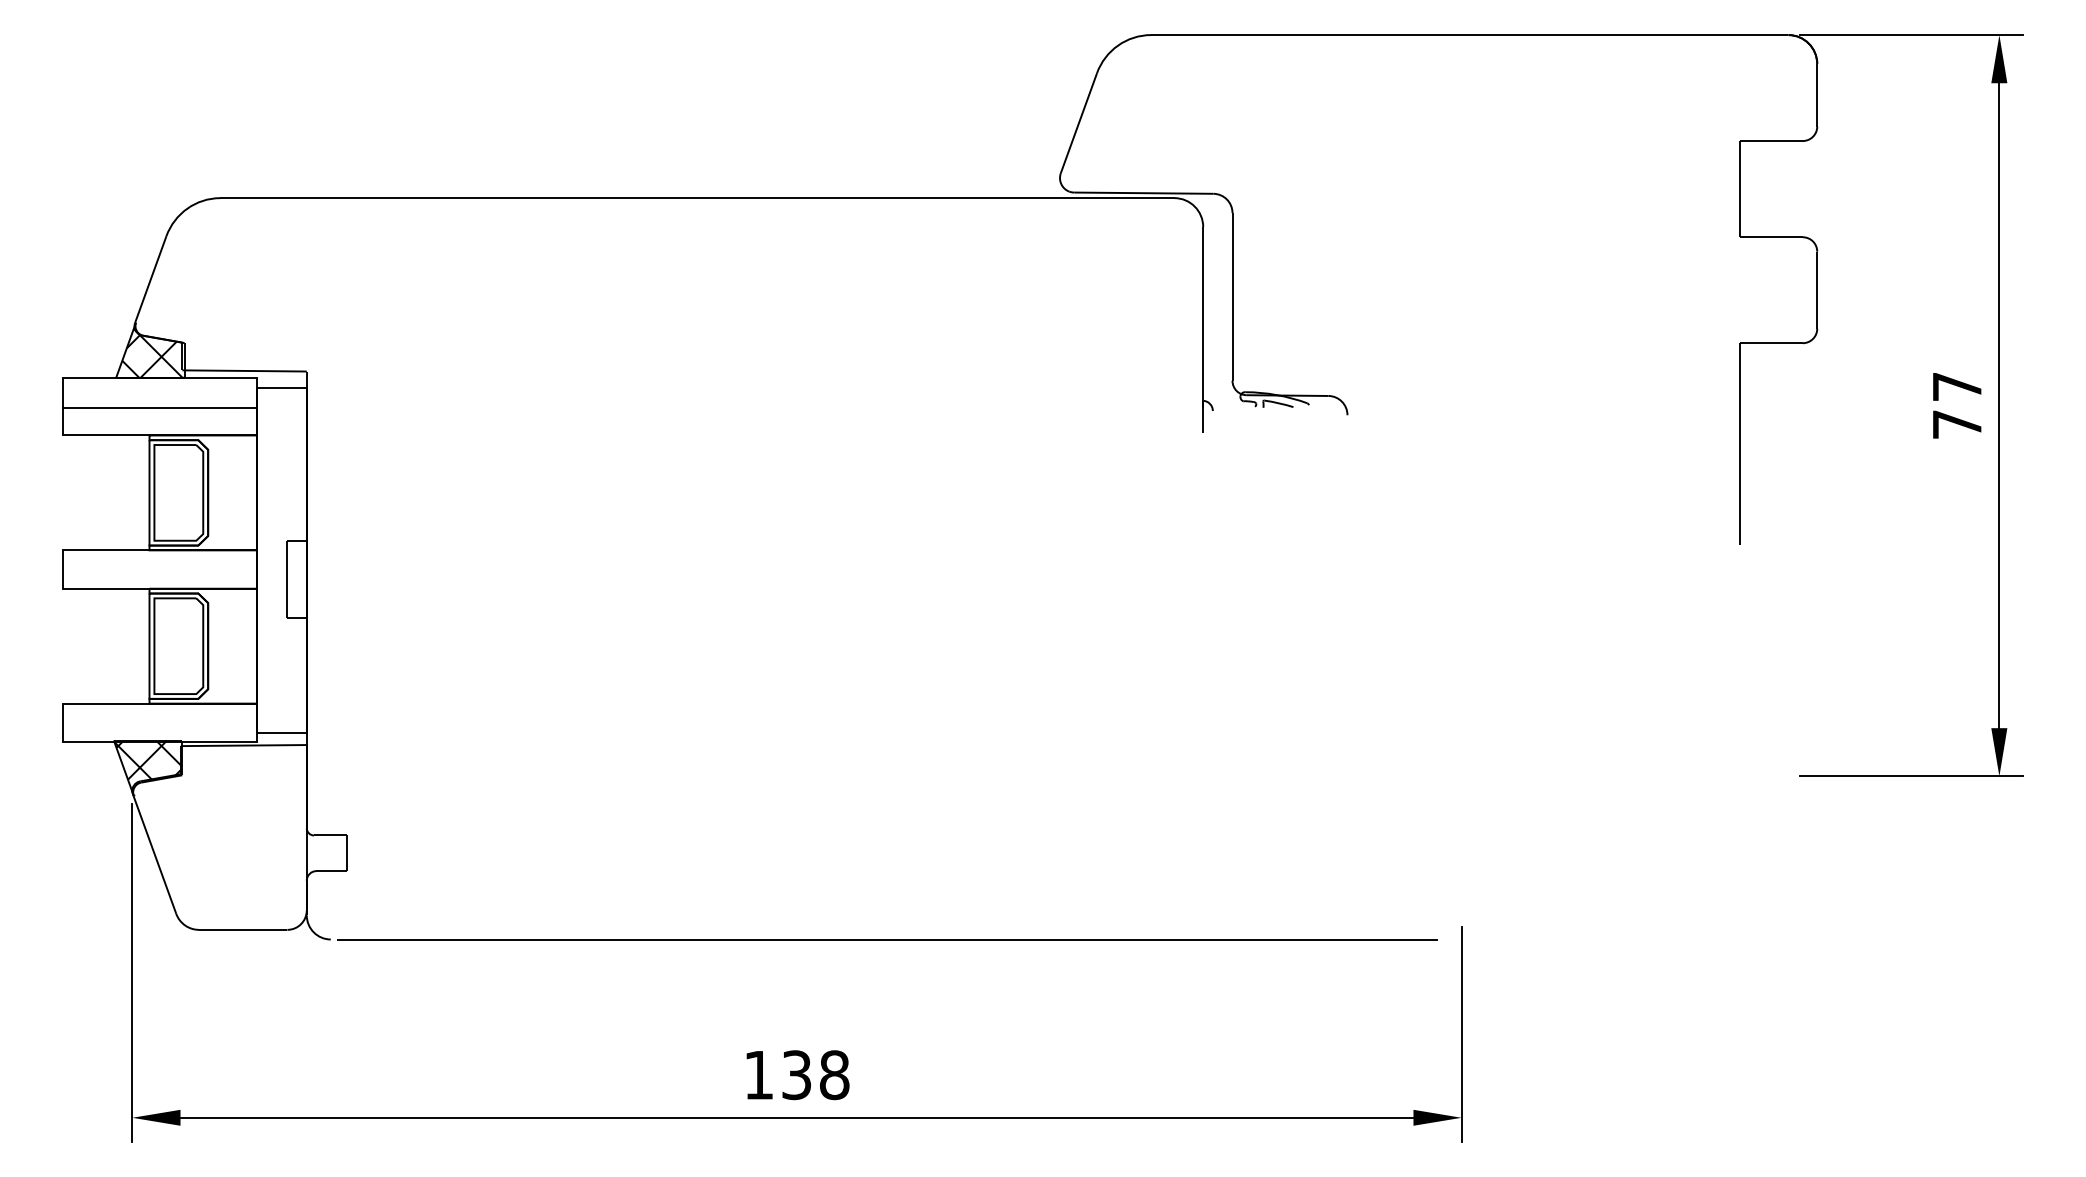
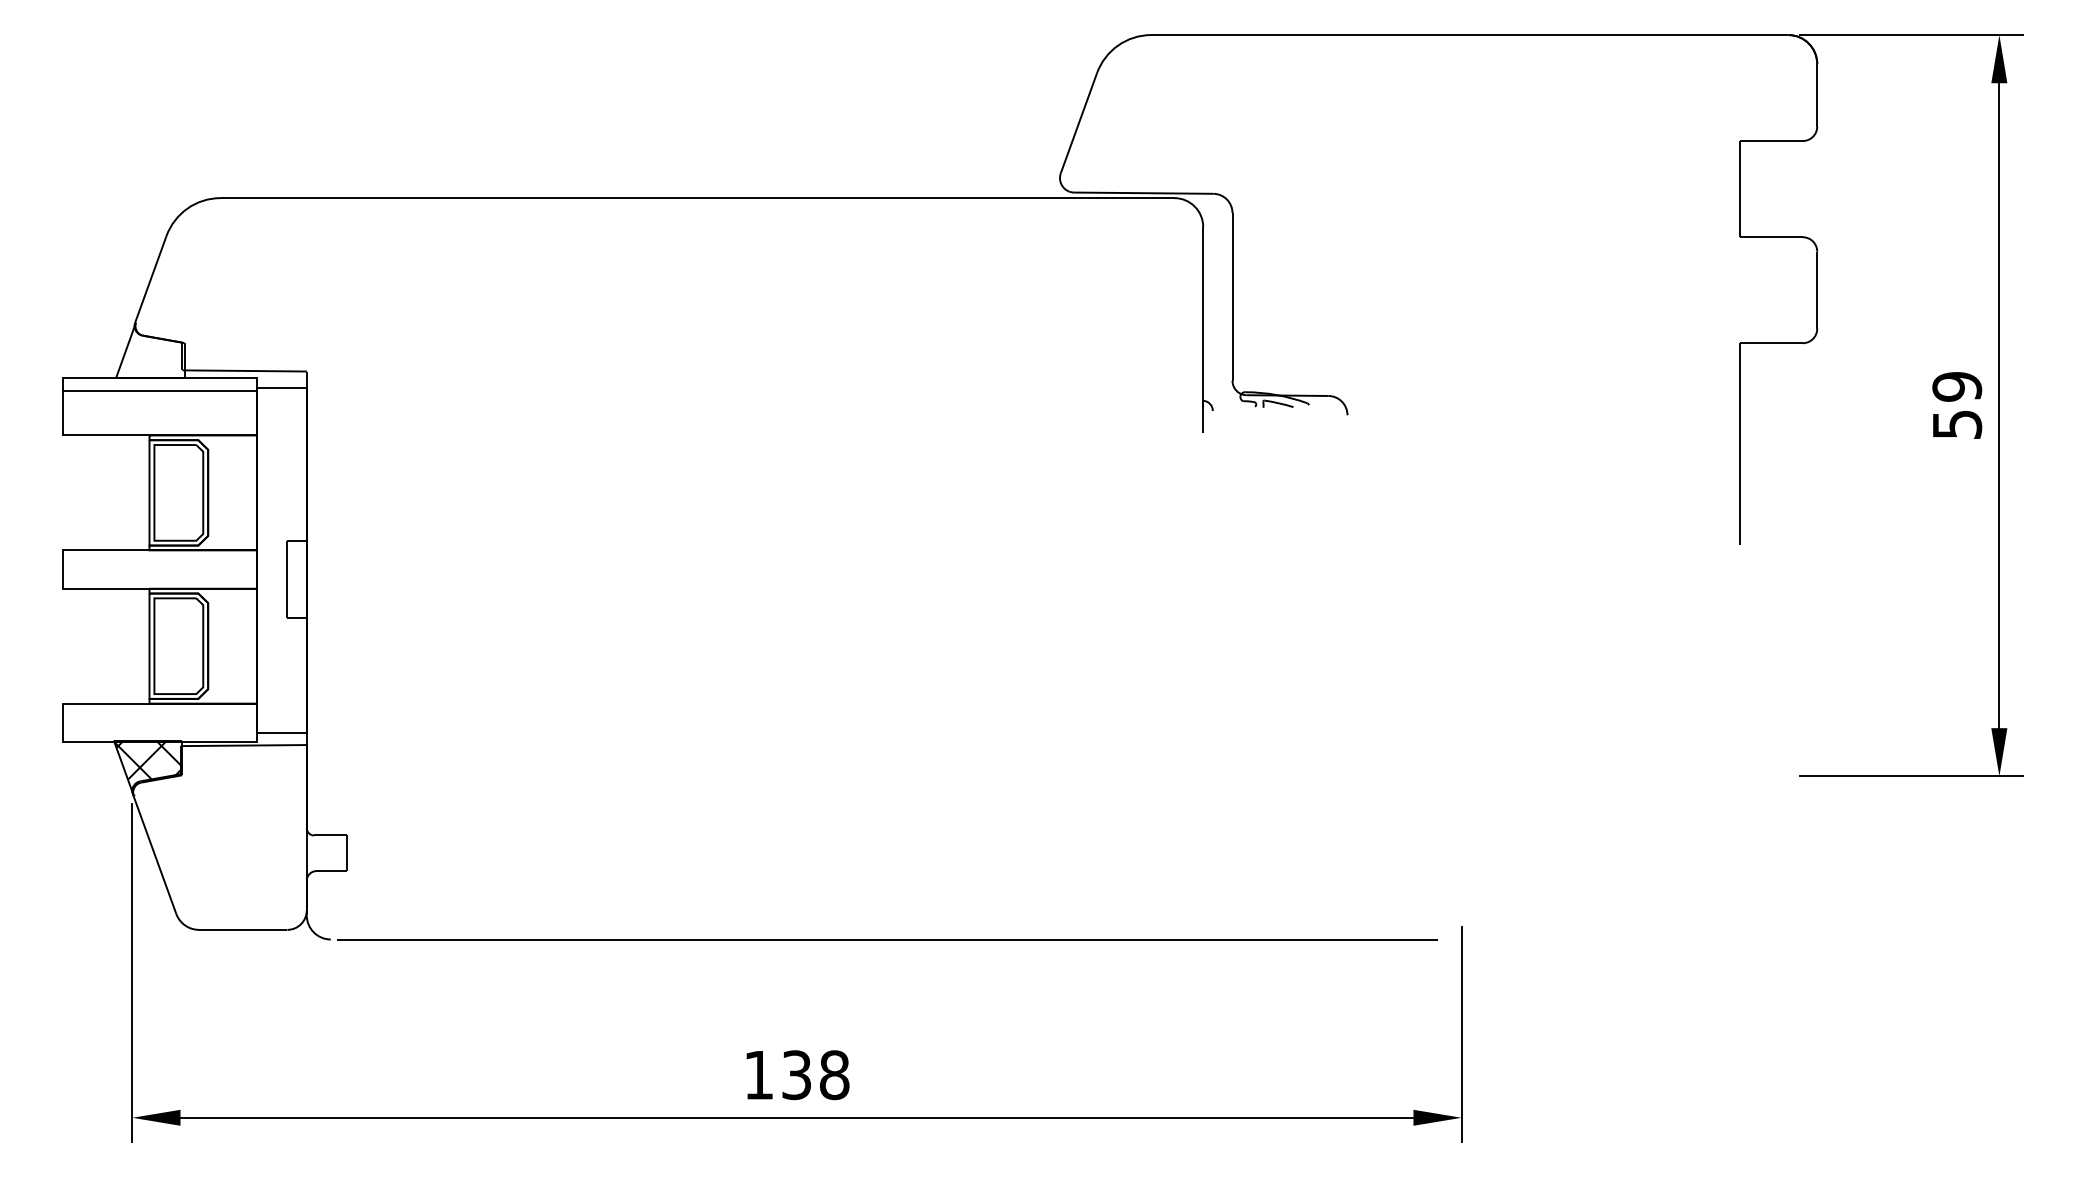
hatch: present -> none (153, 353)
text: 77 -> 59 (1957, 405)
line position: (159, 407) -> (159, 390) (159, 390)
